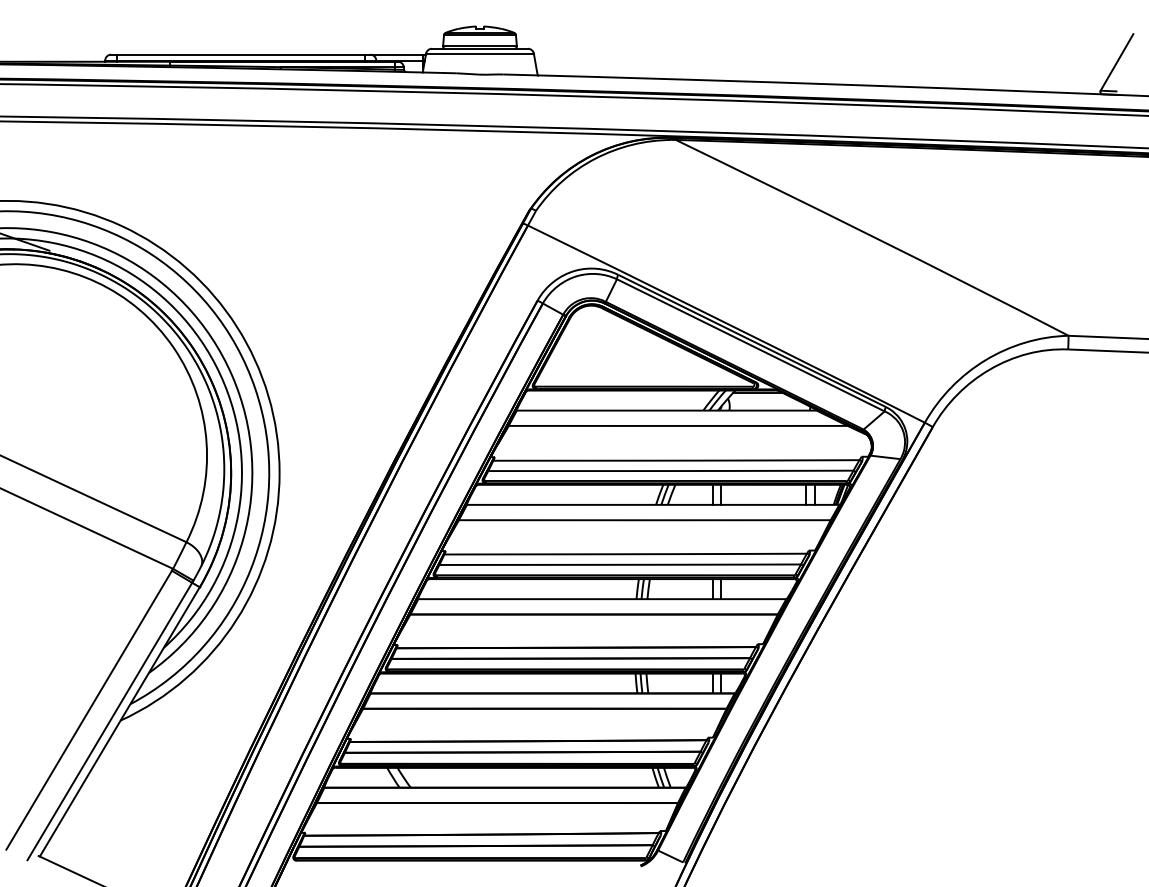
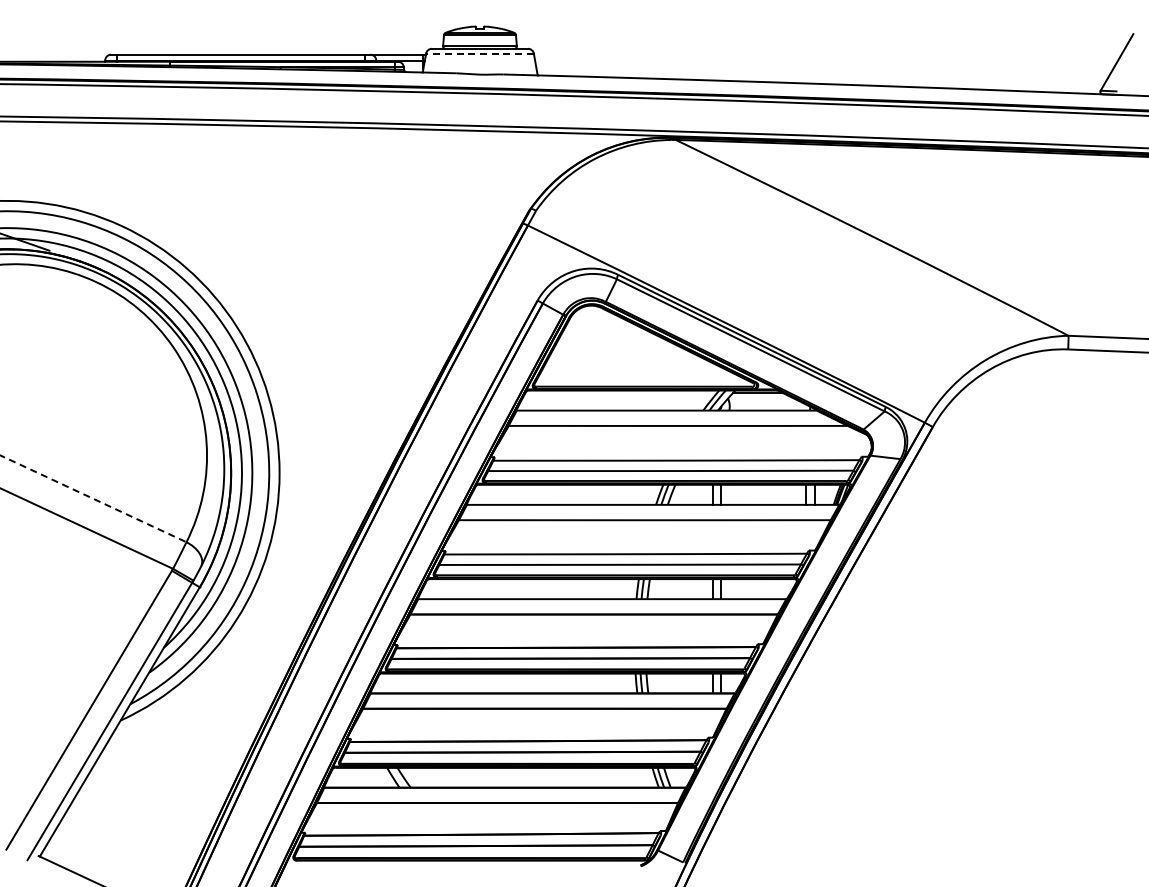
line: solid -> dashed (479, 53)
line: solid -> dashed (93, 498)
